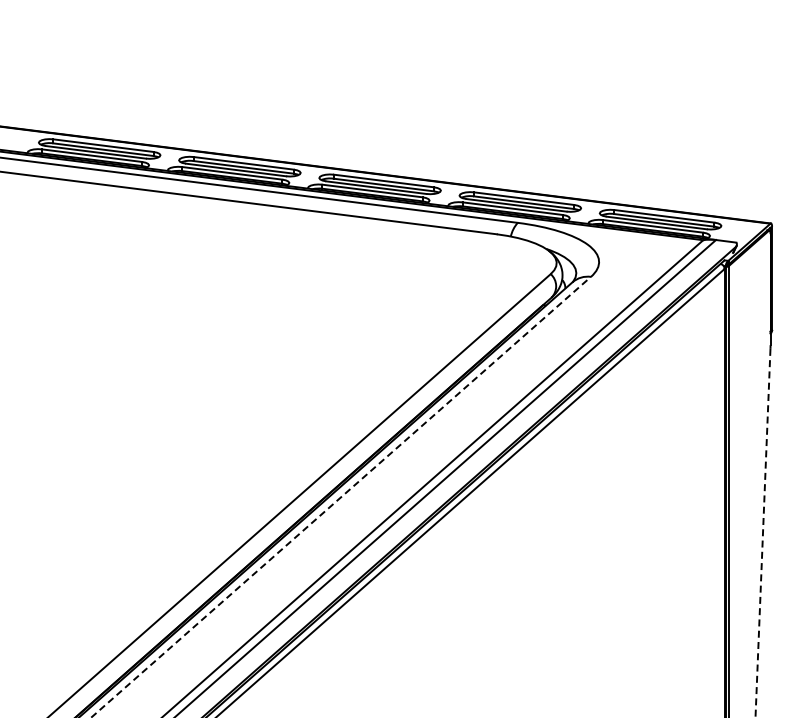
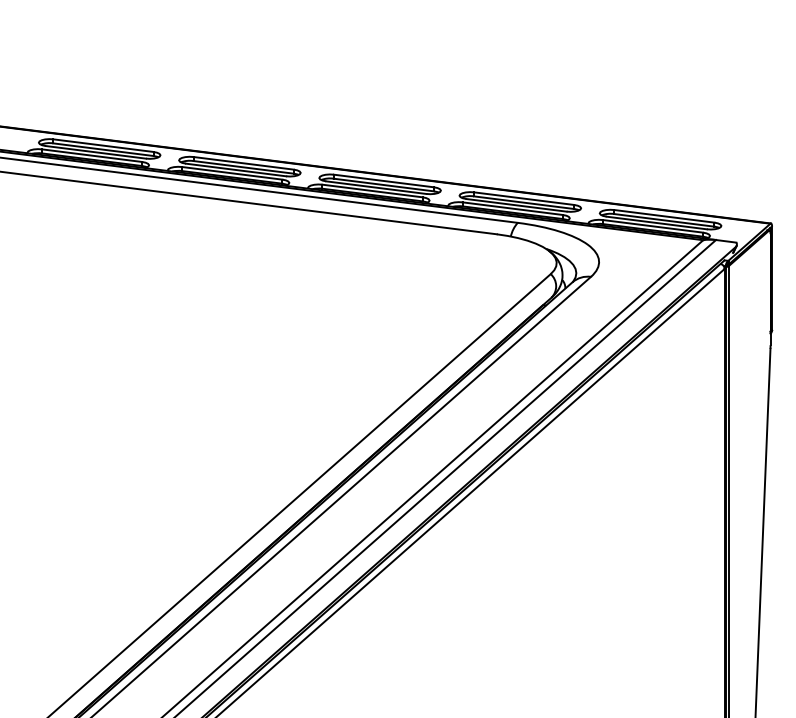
line: dashed -> solid (341, 497)
line: dashed -> solid (762, 533)
